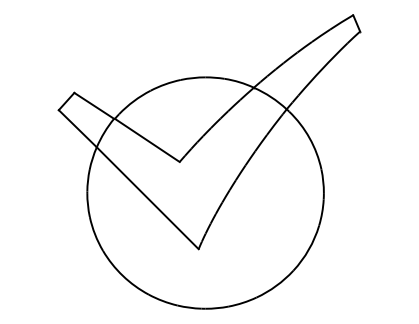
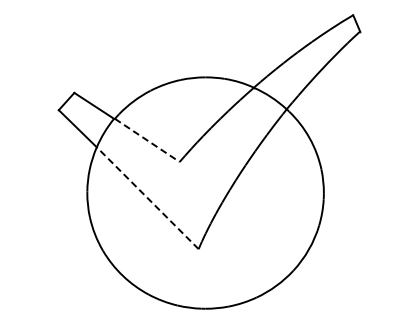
line: solid -> dashed (147, 140)
line: solid -> dashed (147, 197)
